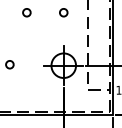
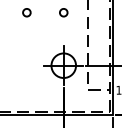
circle: present -> none (9, 64)
